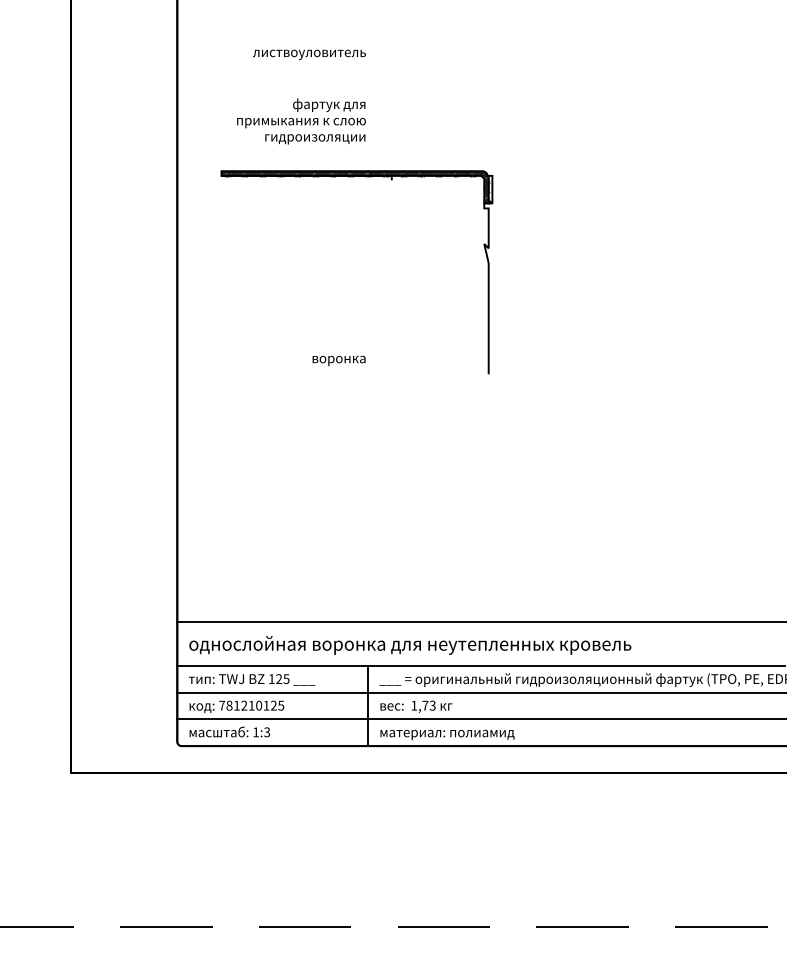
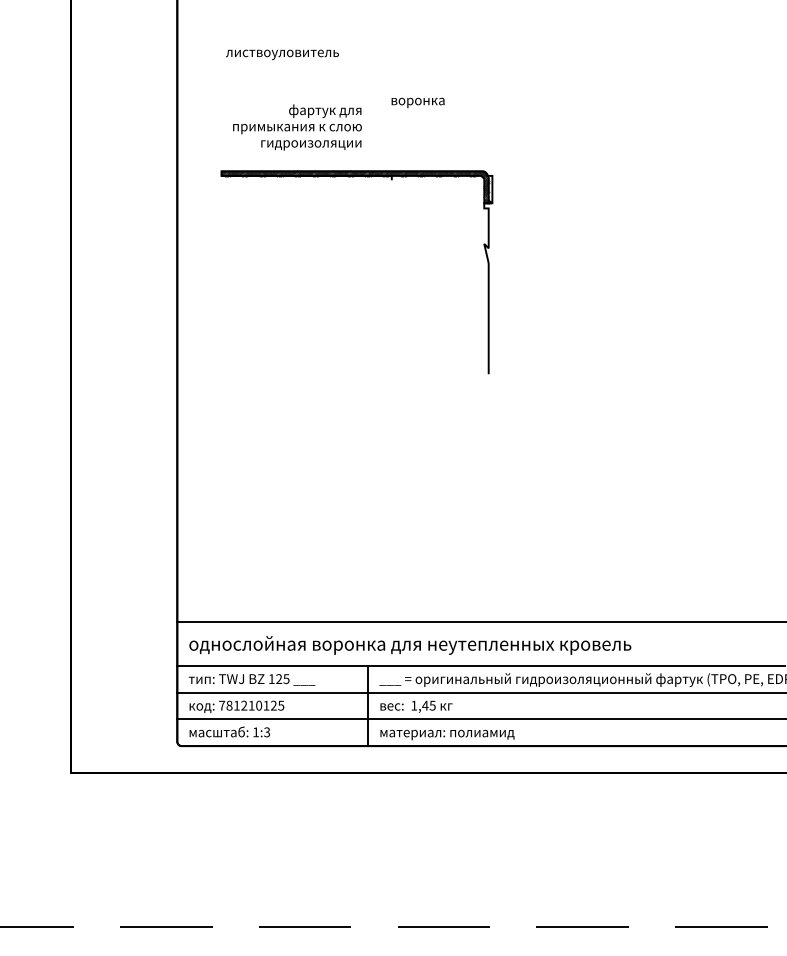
text position: (309, 54) -> (282, 54) (282, 54)
text position: (301, 121) -> (297, 127) (297, 127)
text position: (338, 360) -> (417, 102) (417, 102)
text: 1,73 -> 1,45 (428, 705)
